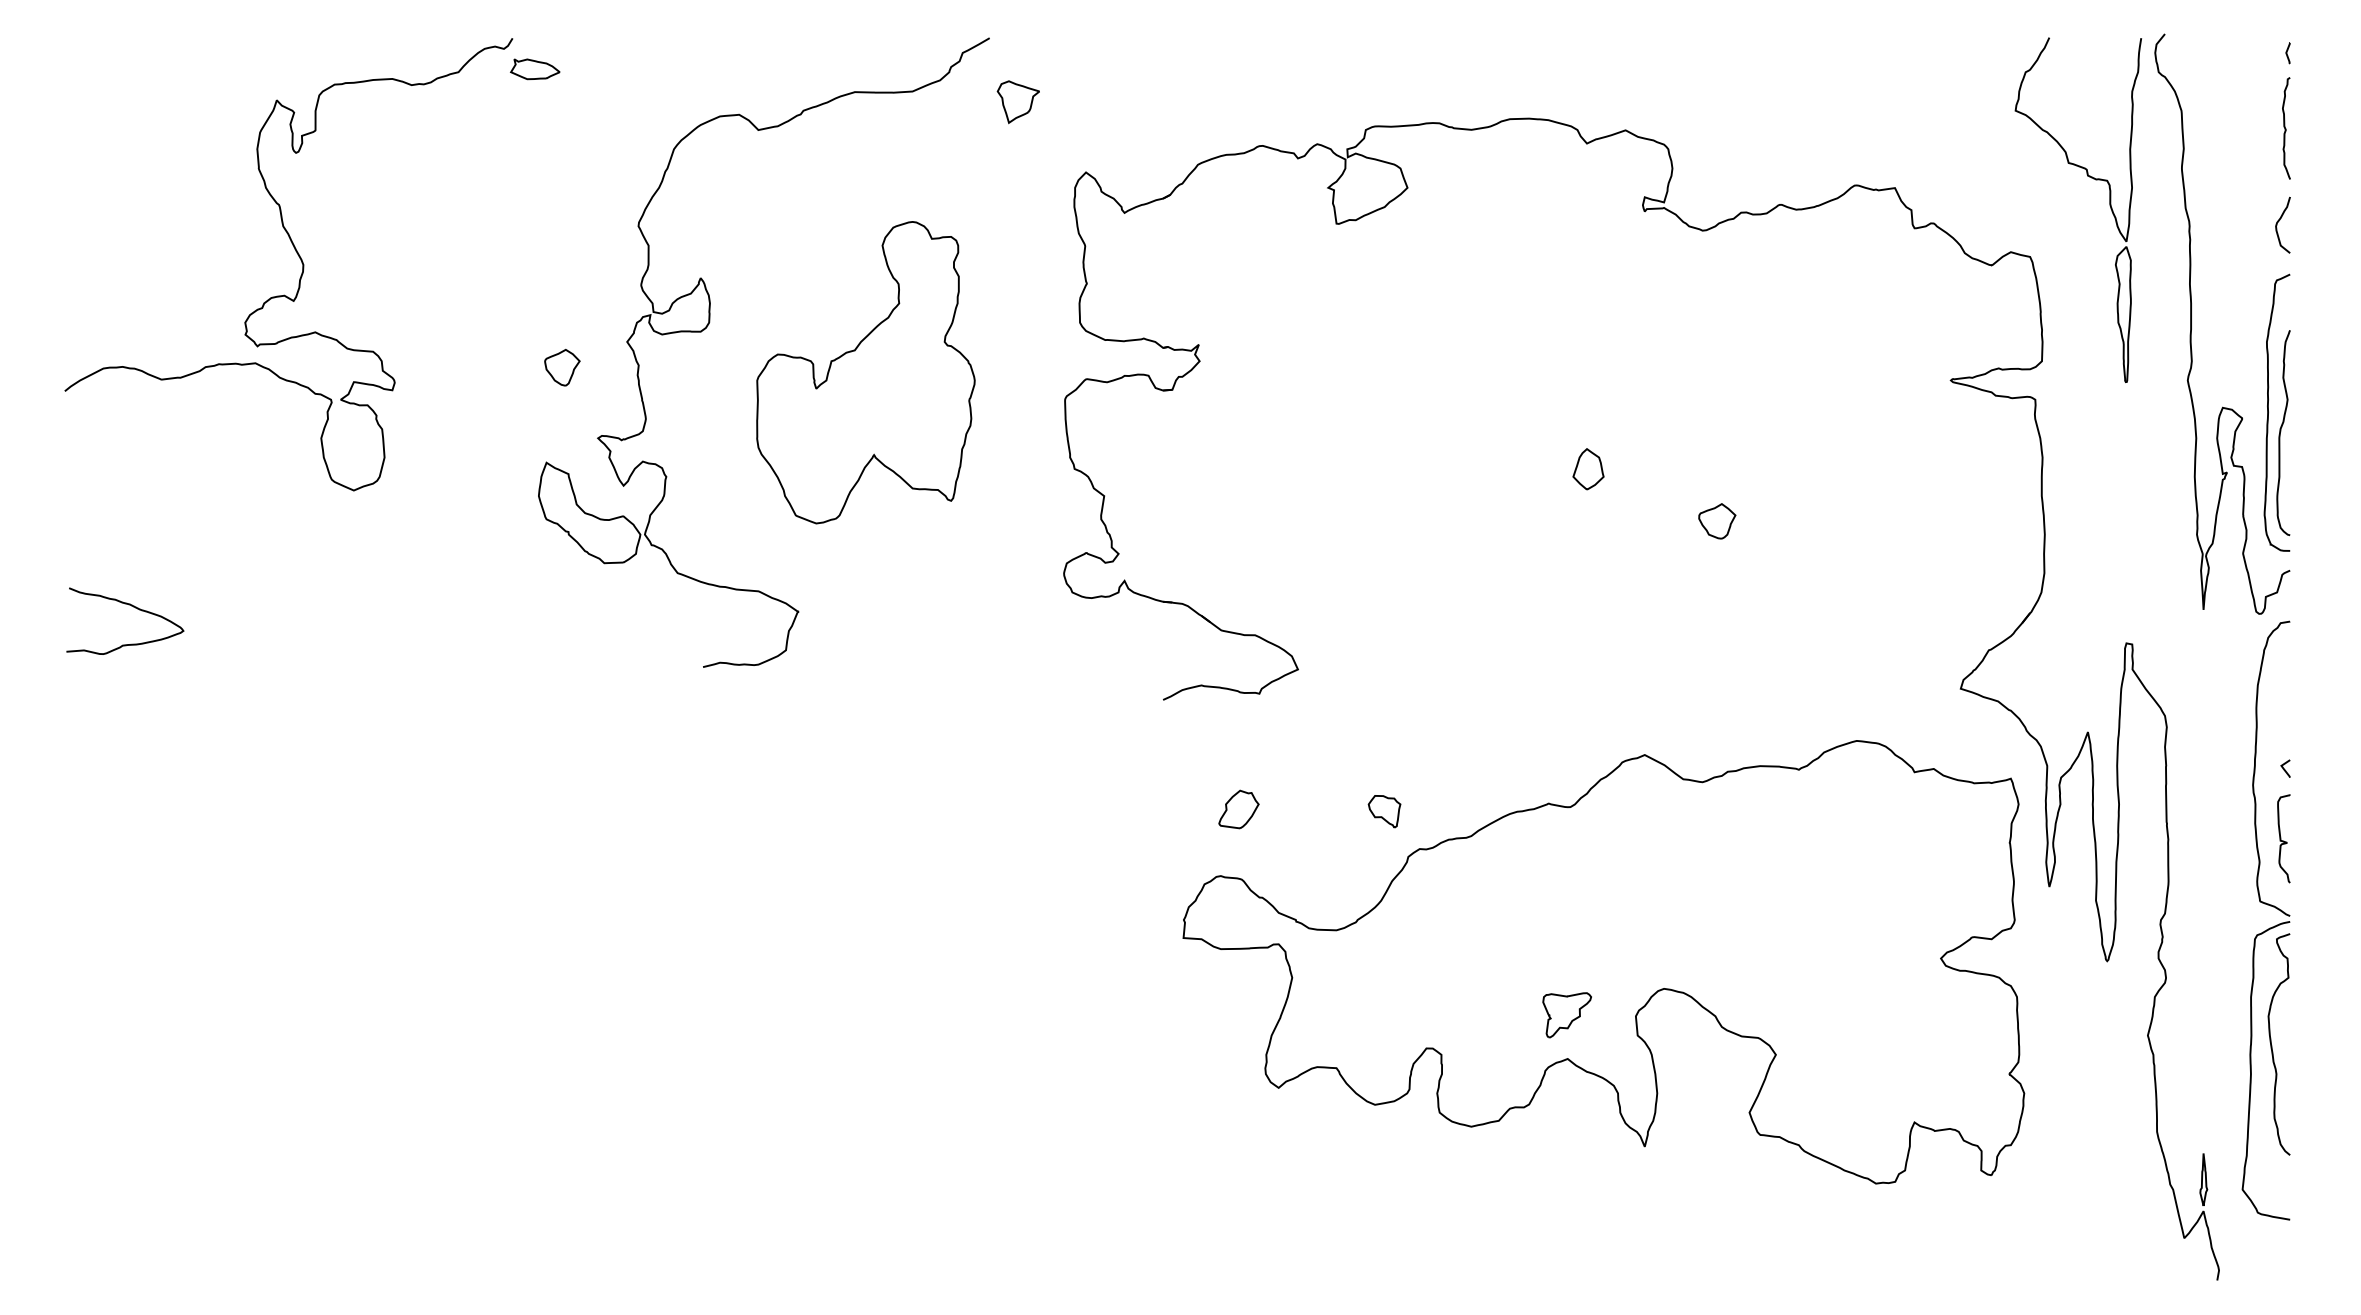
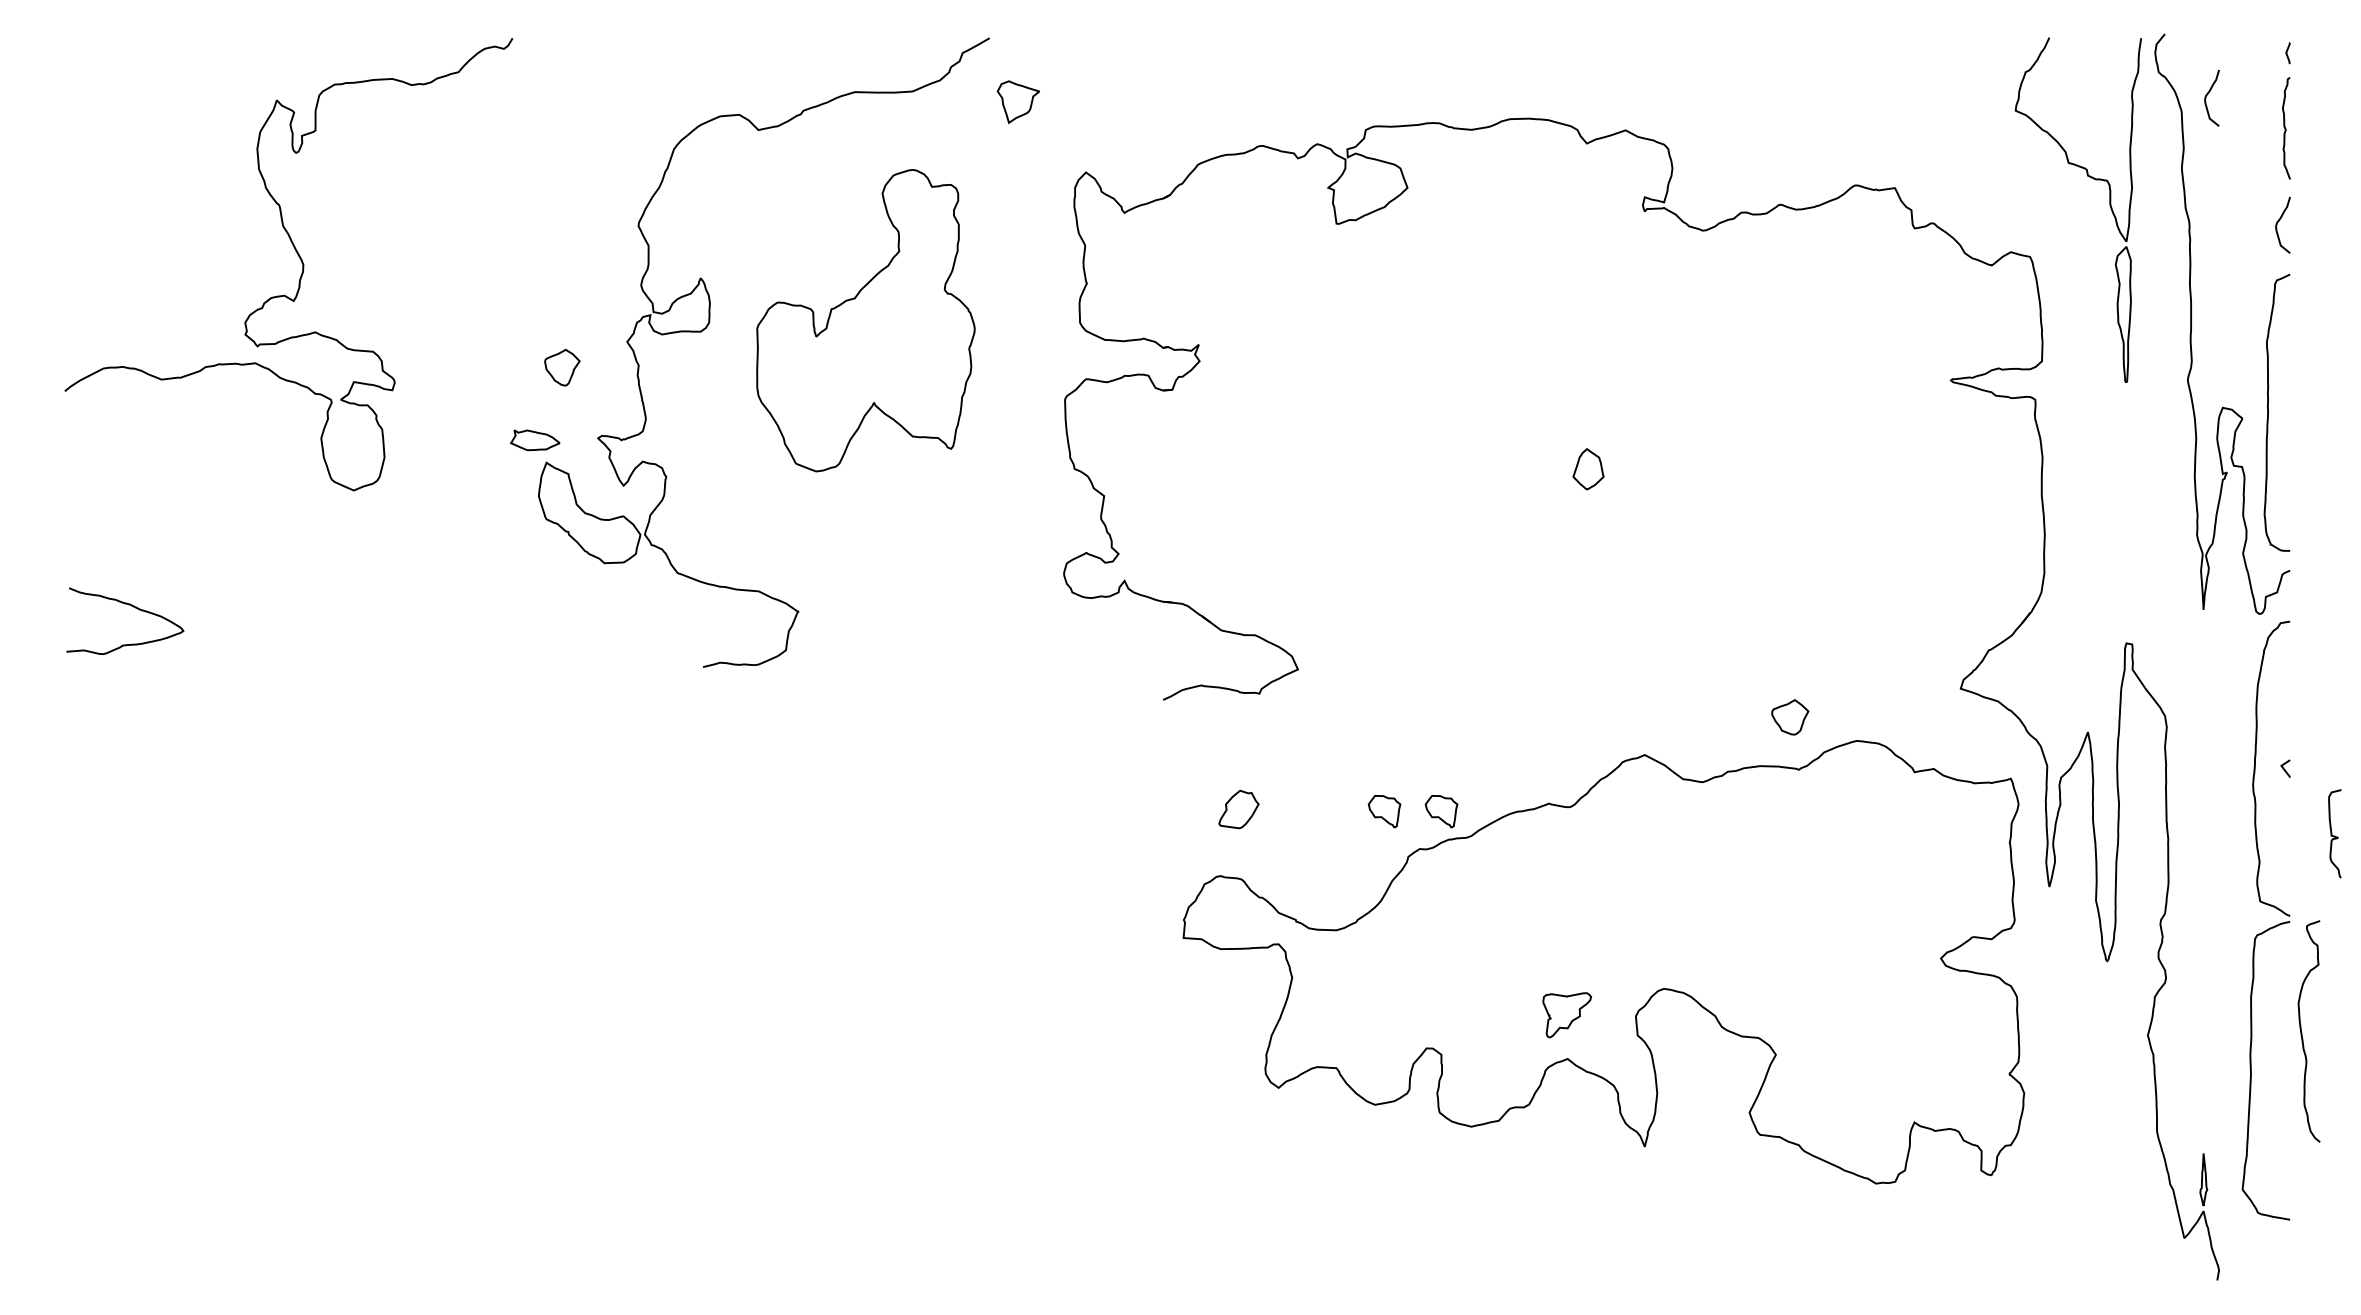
part position: (535, 69) -> (535, 440) (535, 440)
curve: none -> present (2208, 94)
part position: (865, 372) -> (865, 320) (865, 320)
curve: present -> none (2281, 431)
part position: (1717, 521) -> (1790, 717) (1790, 717)
part: none -> present (1441, 811)
curve position: (2281, 838) -> (2332, 833) (2332, 833)
curve position: (2272, 1045) -> (2302, 1032) (2302, 1032)
